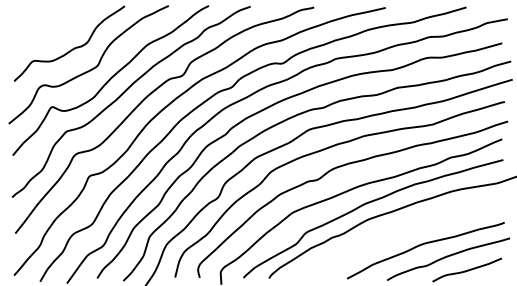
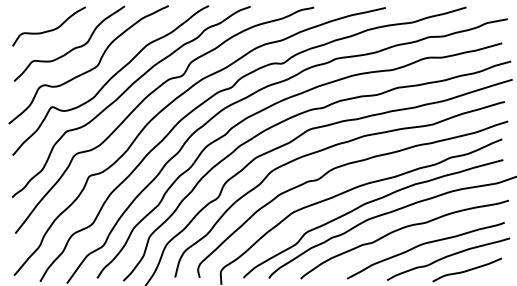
curve: none -> present (50, 29)
curve: none -> present (402, 229)
